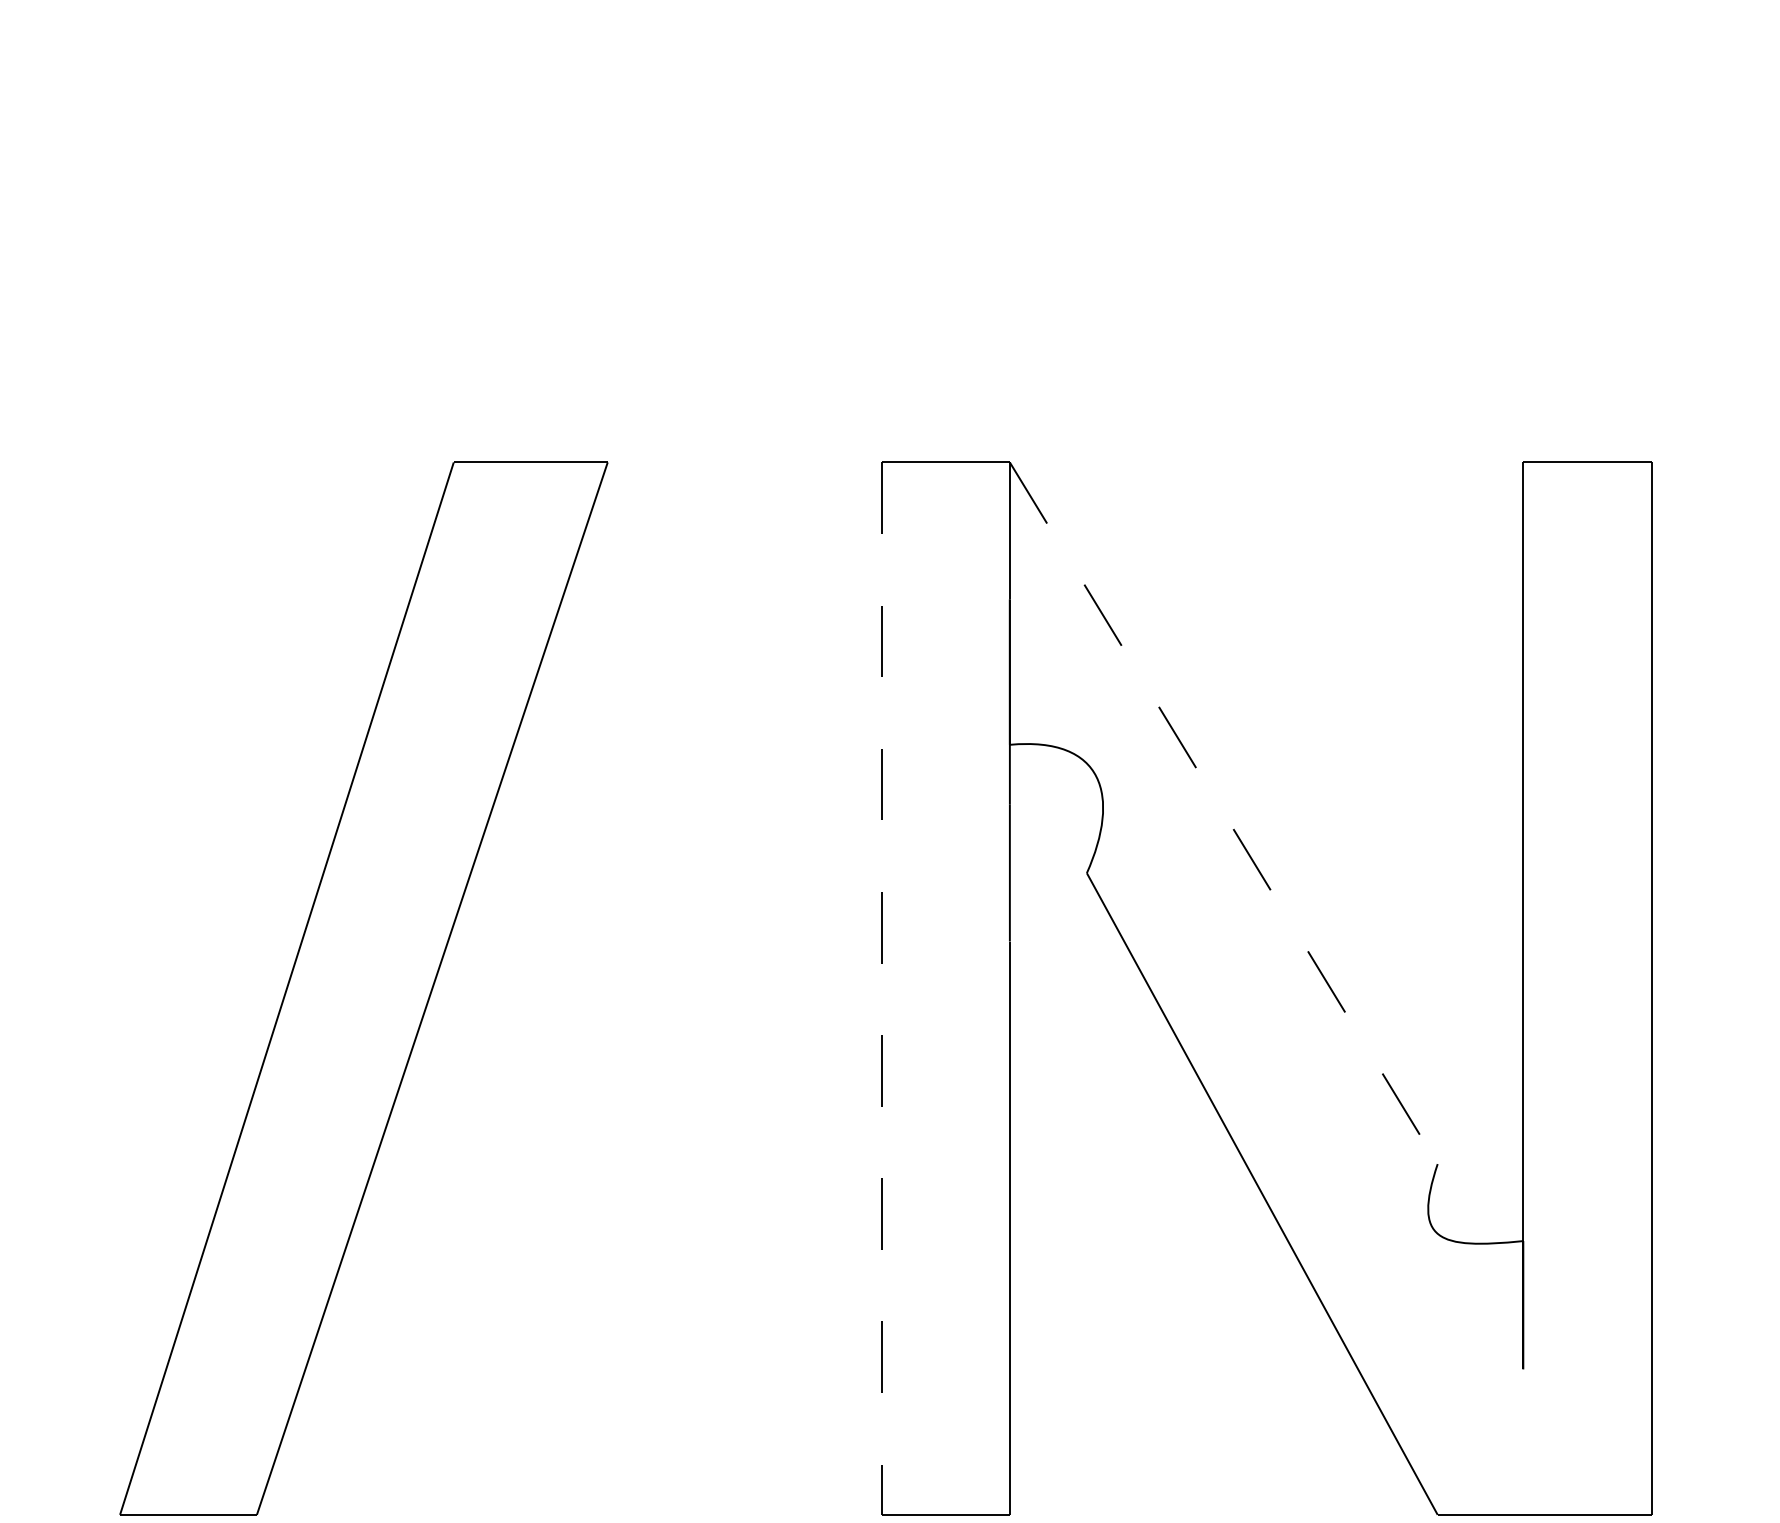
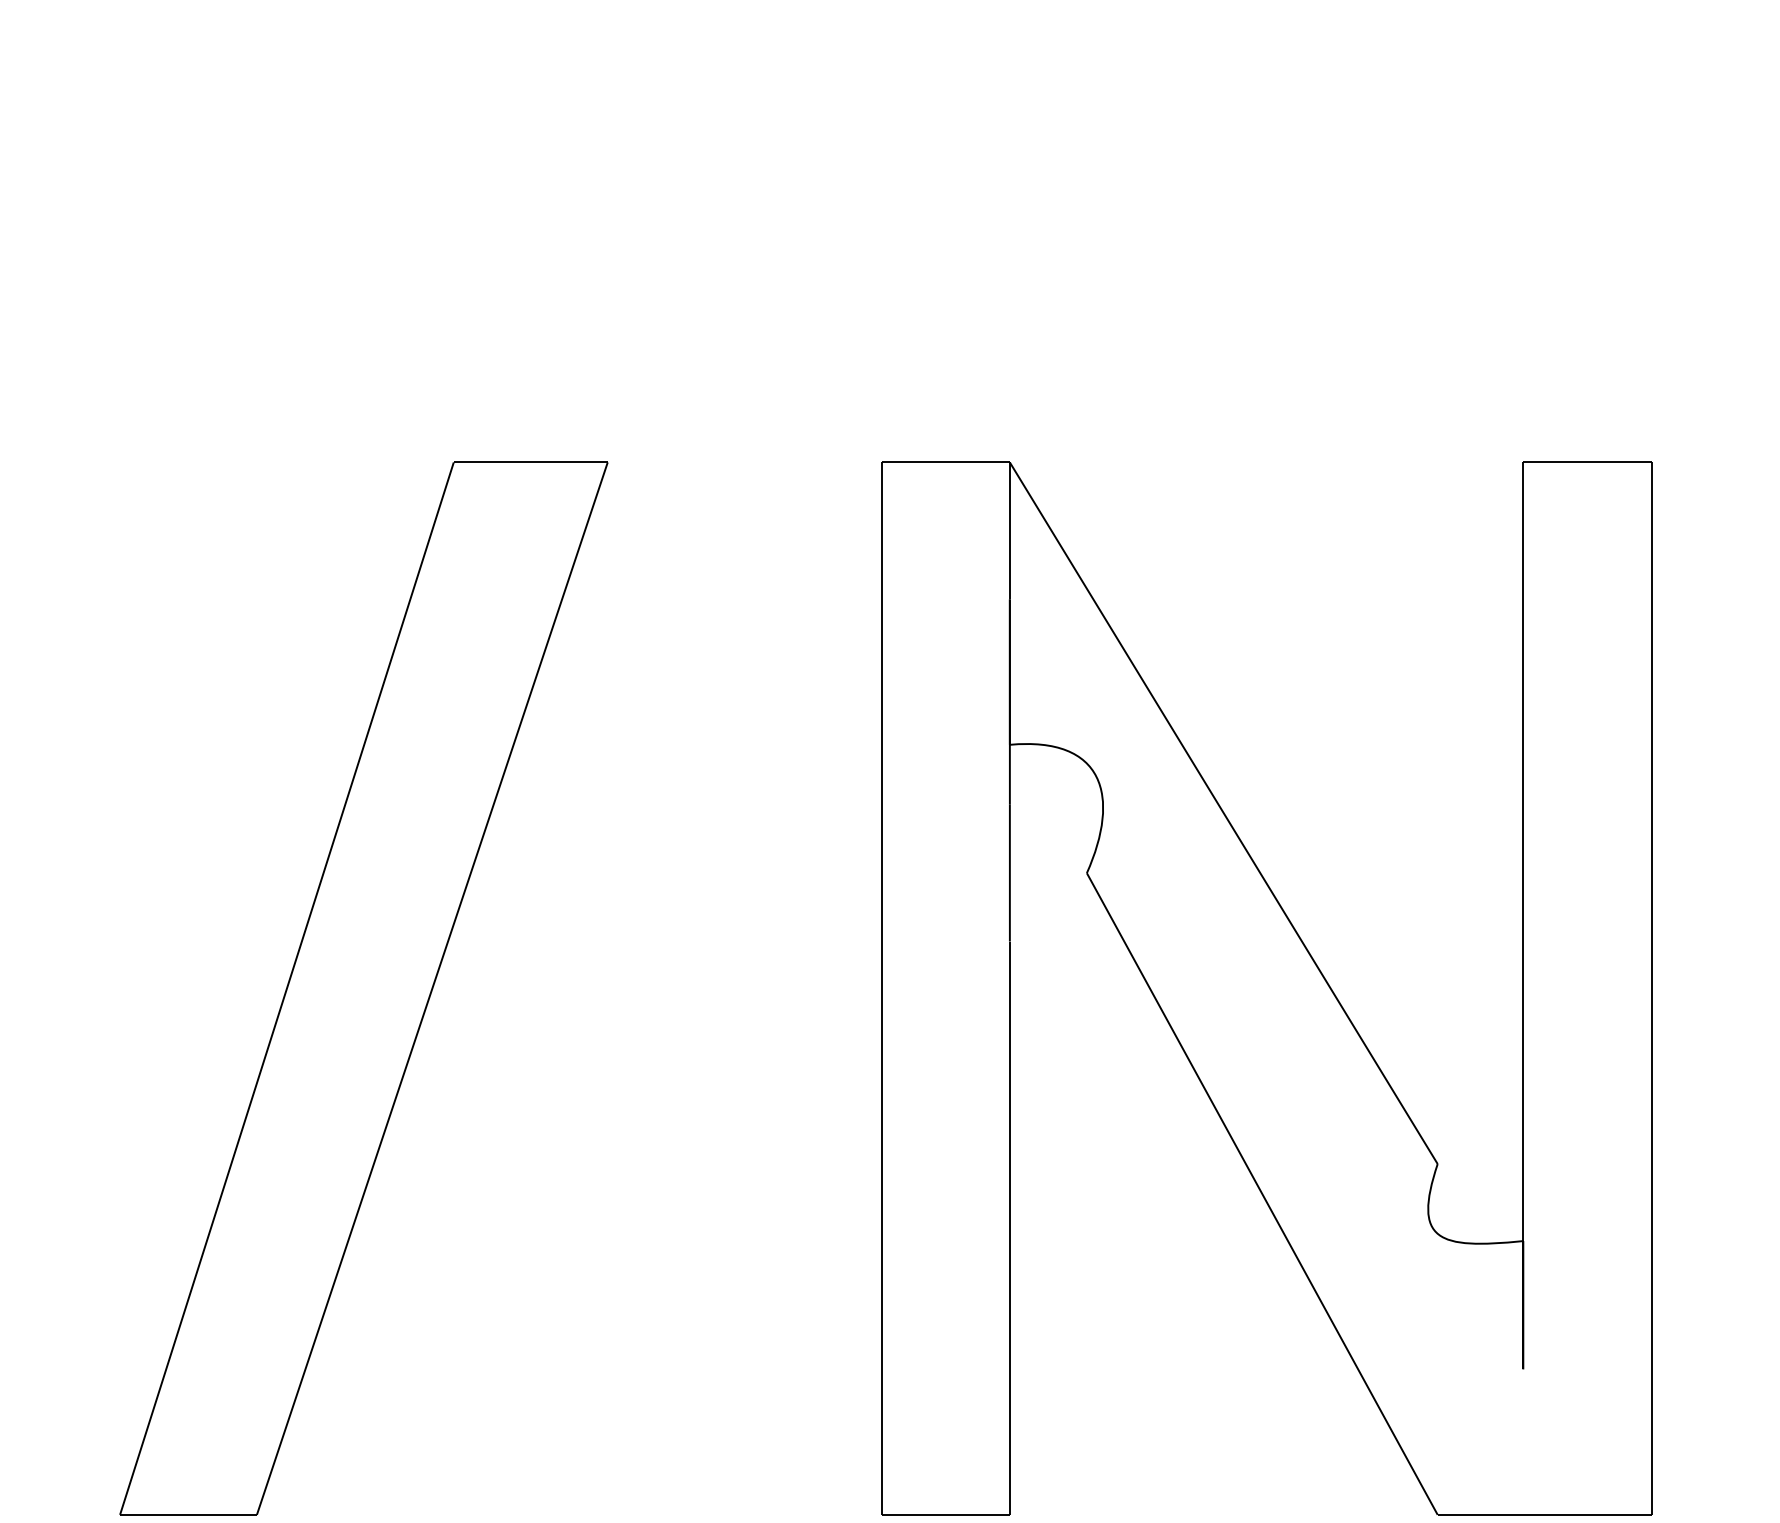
line: dashed -> solid (1223, 813)
line: dashed -> solid (881, 989)
